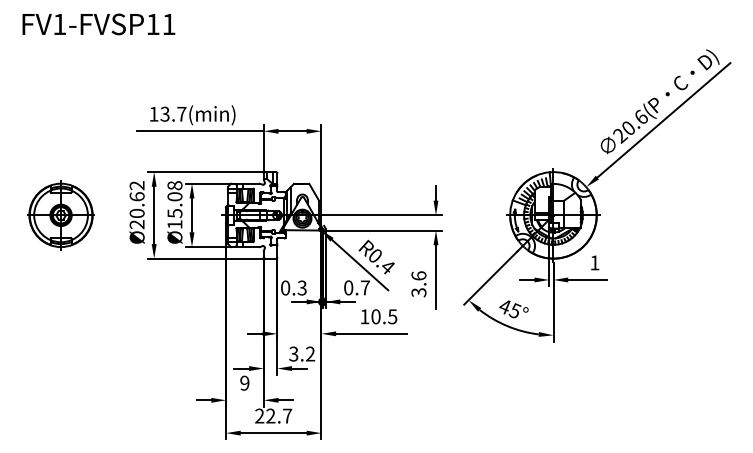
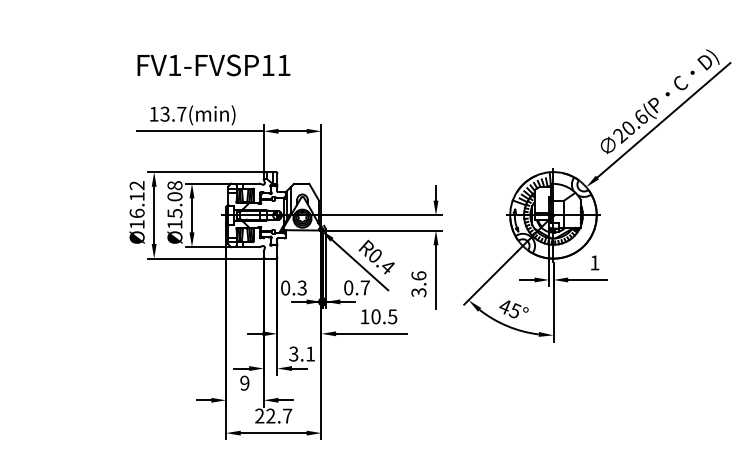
text position: (98, 24) -> (213, 65) (213, 65)
text: Ø20.62 -> Ø16.12 (136, 210)
part: present -> none (60, 215)
text: 3.2 -> 3.1 (310, 353)
